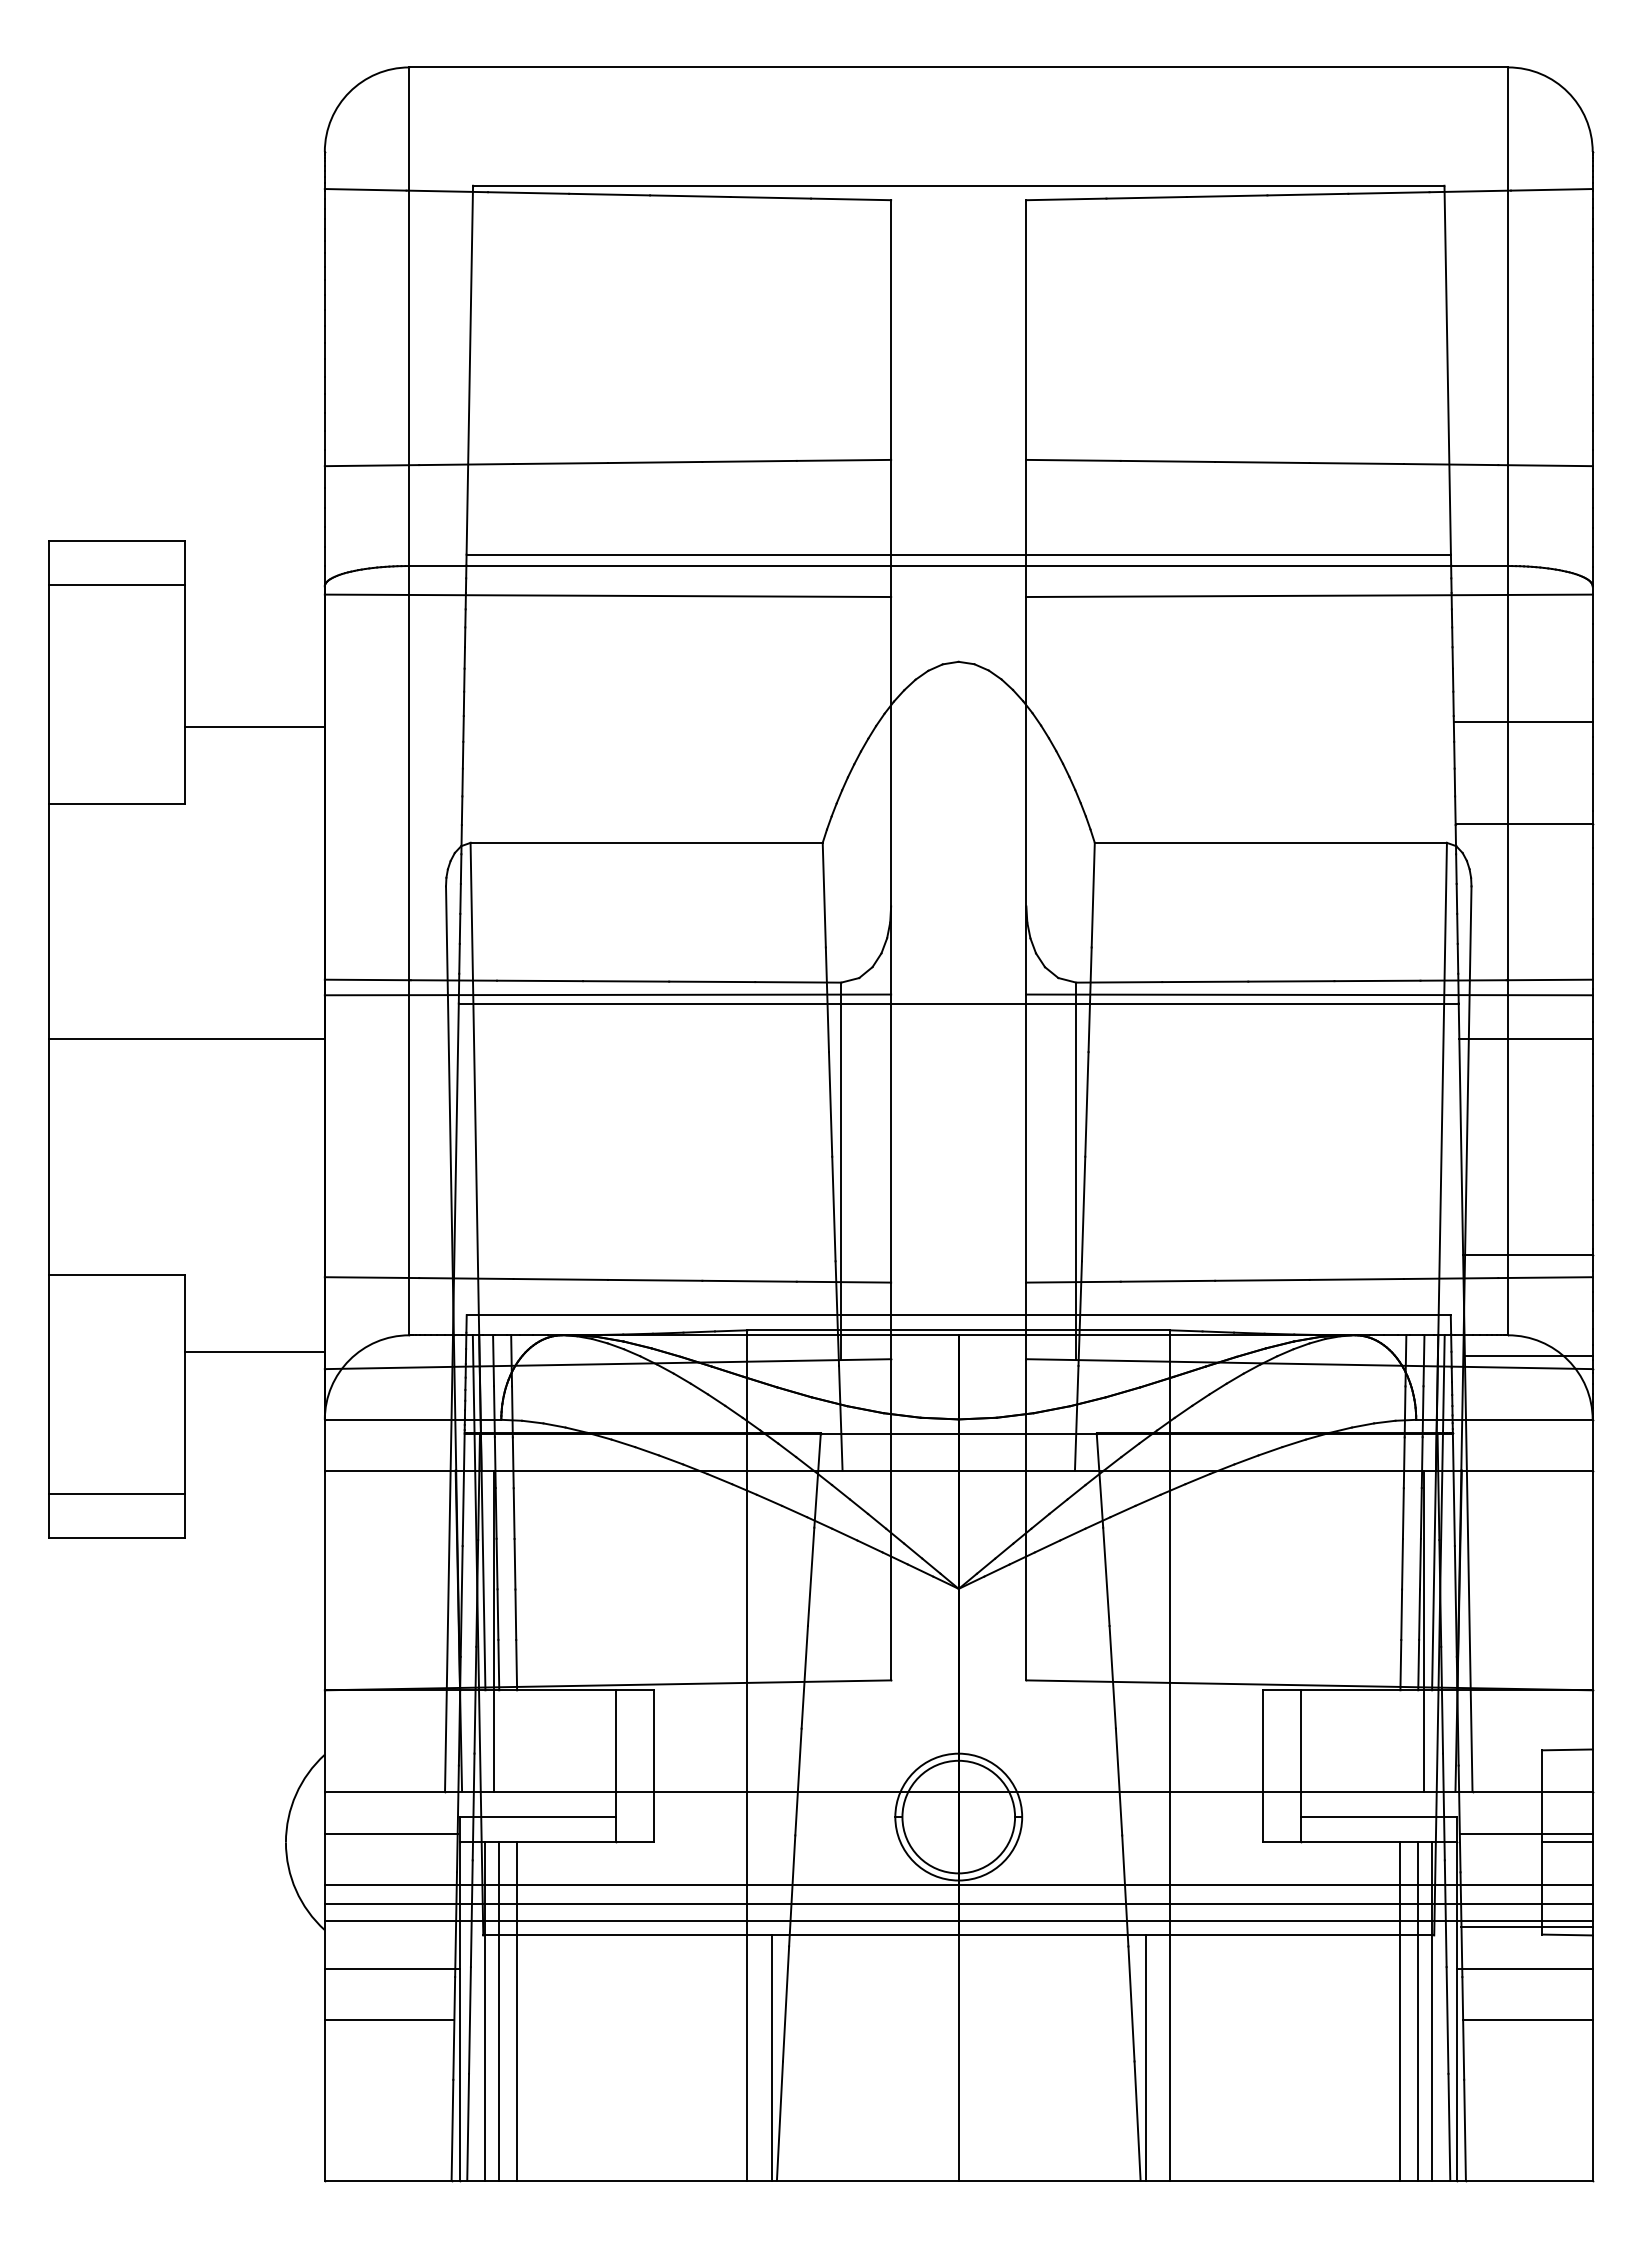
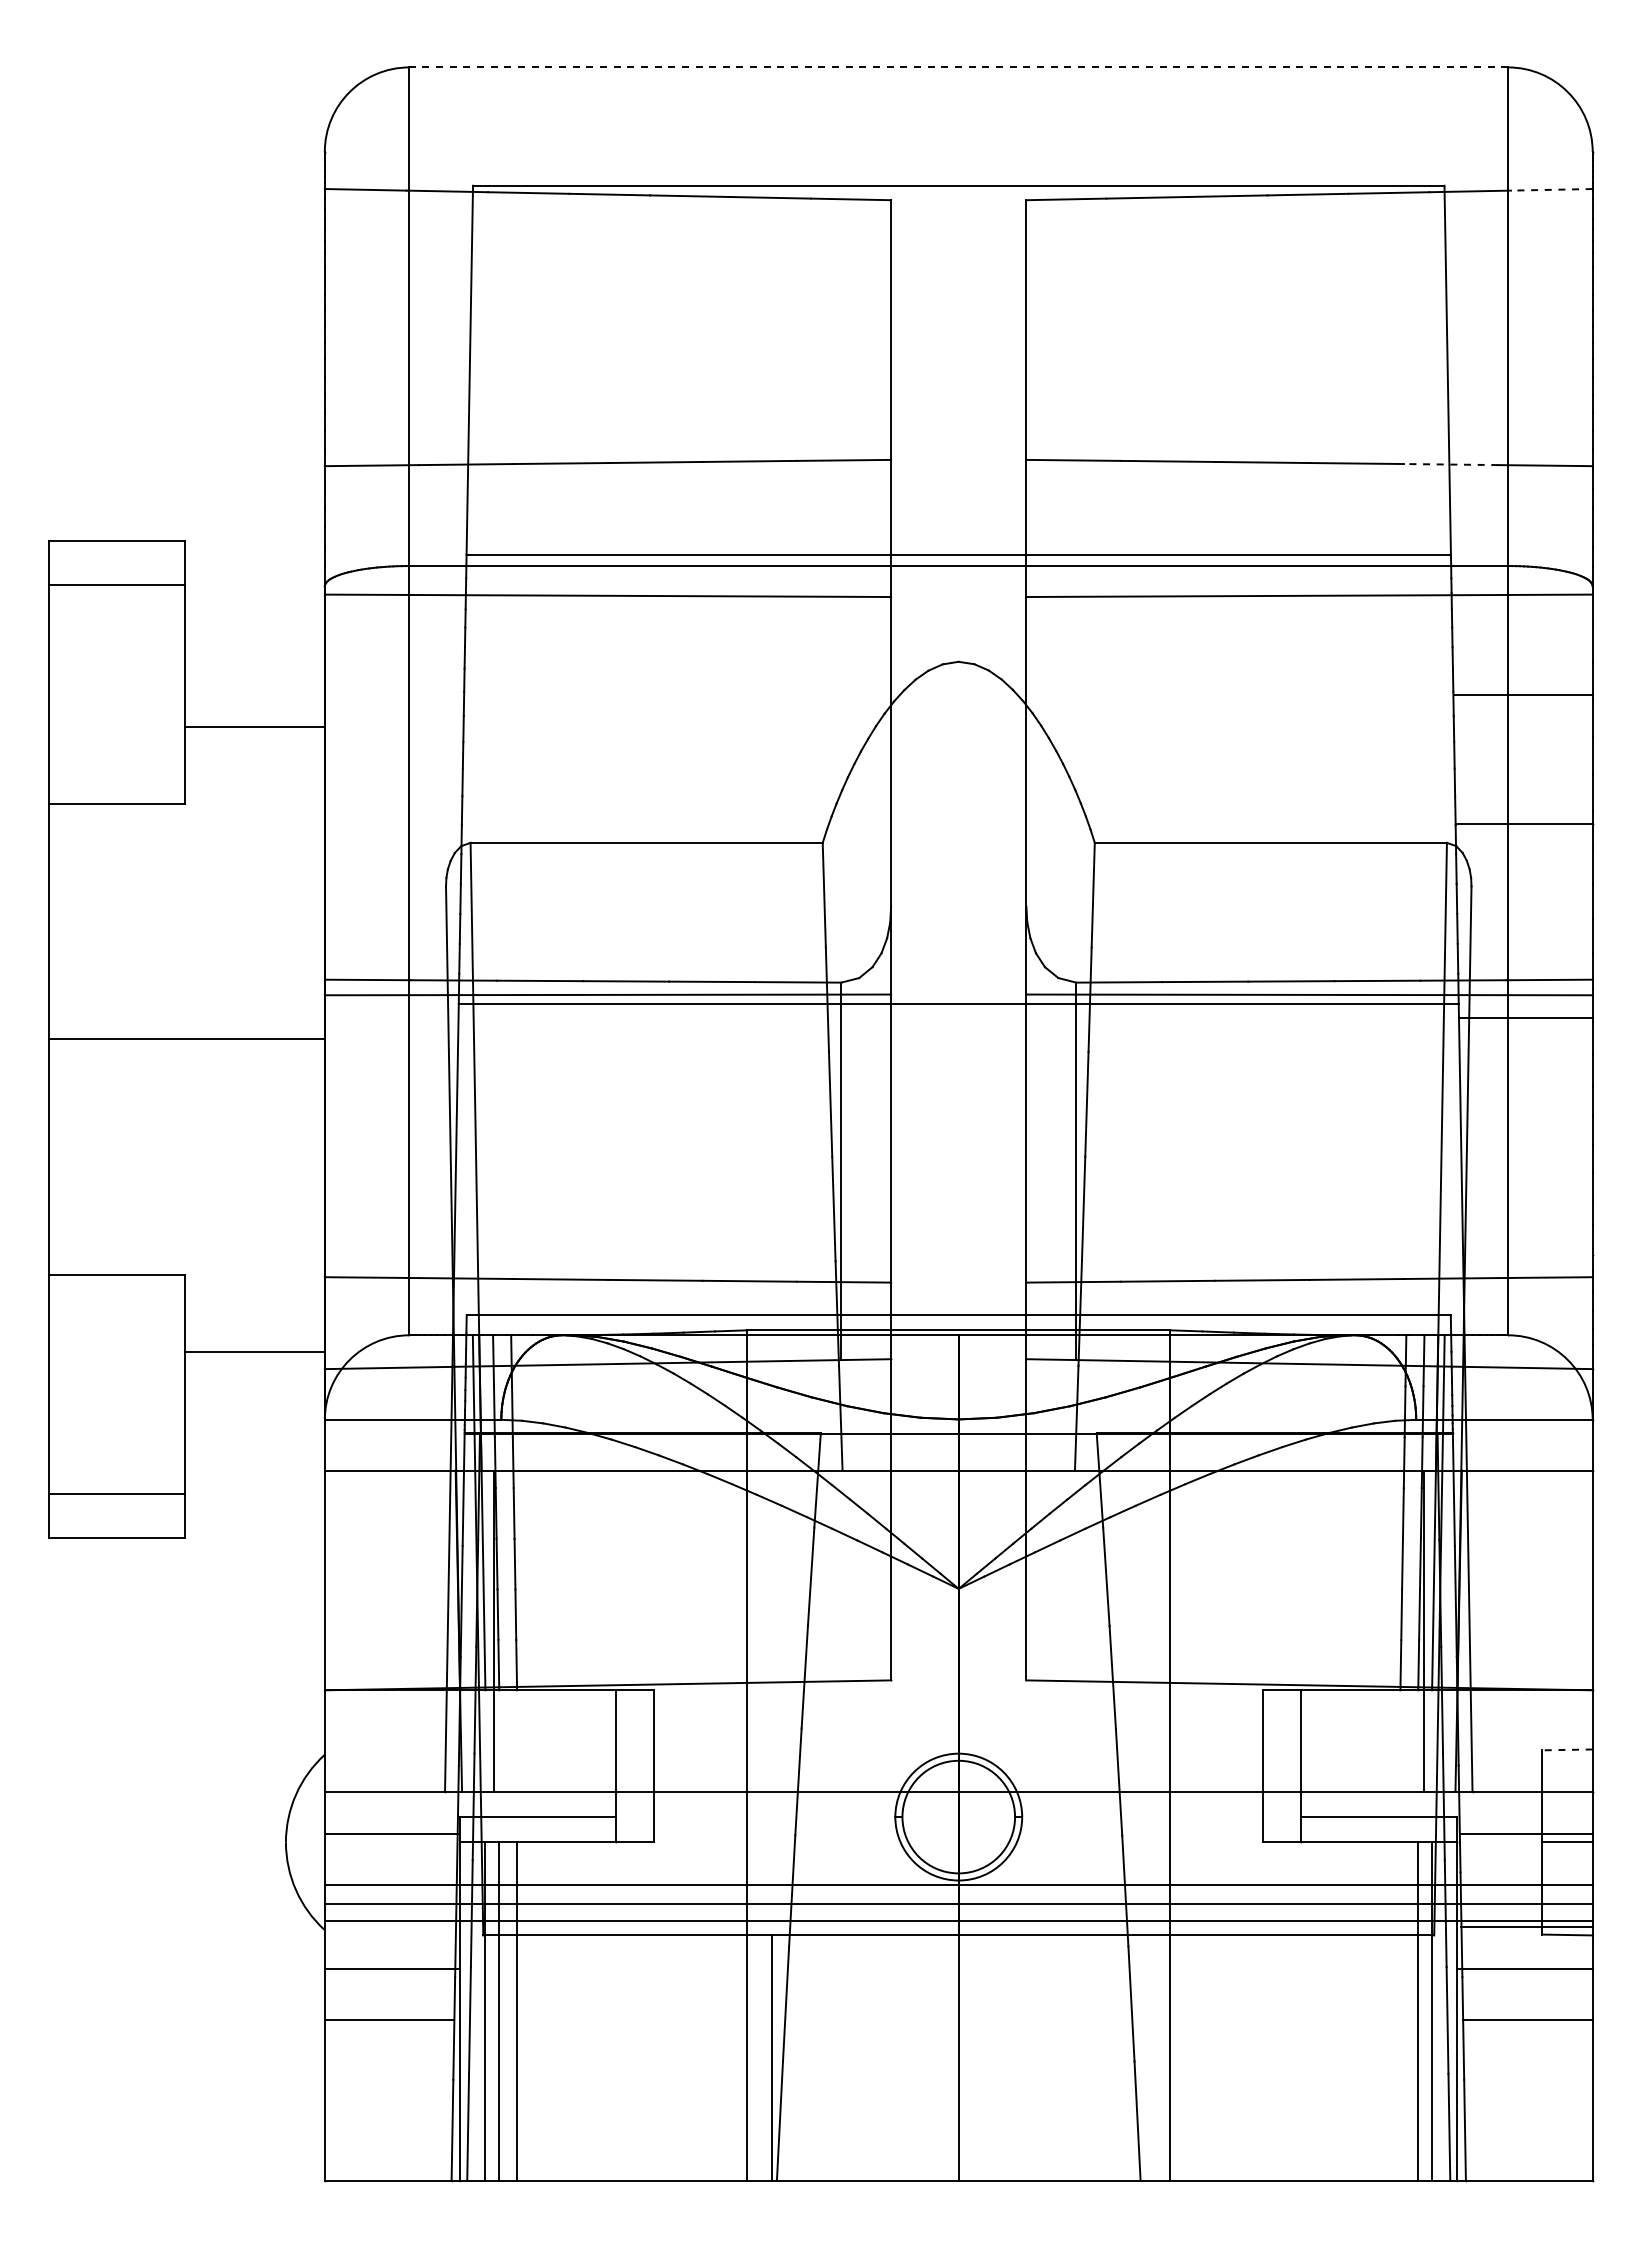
line: solid -> dashed (958, 67)
line: solid -> dashed (1551, 189)
line: solid -> dashed (1450, 464)
line position: (1522, 722) -> (1522, 695) (1522, 695)
line position: (1525, 1039) -> (1525, 1018) (1525, 1018)
line: present -> none (1527, 1255)
line: present -> none (1528, 1356)
line: solid -> dashed (1566, 1749)
line: present -> none (1400, 2011)
line: present -> none (1145, 2057)
